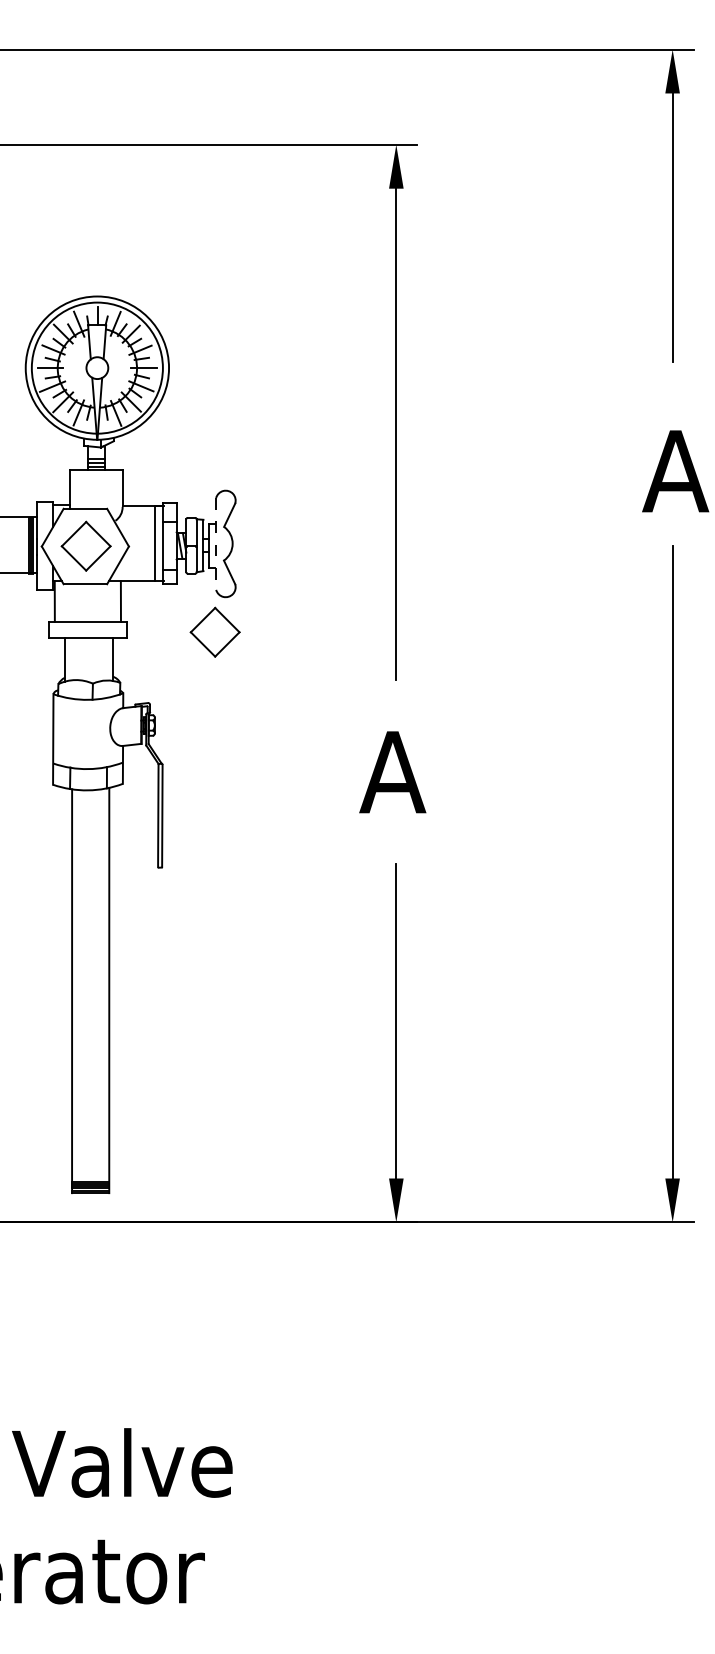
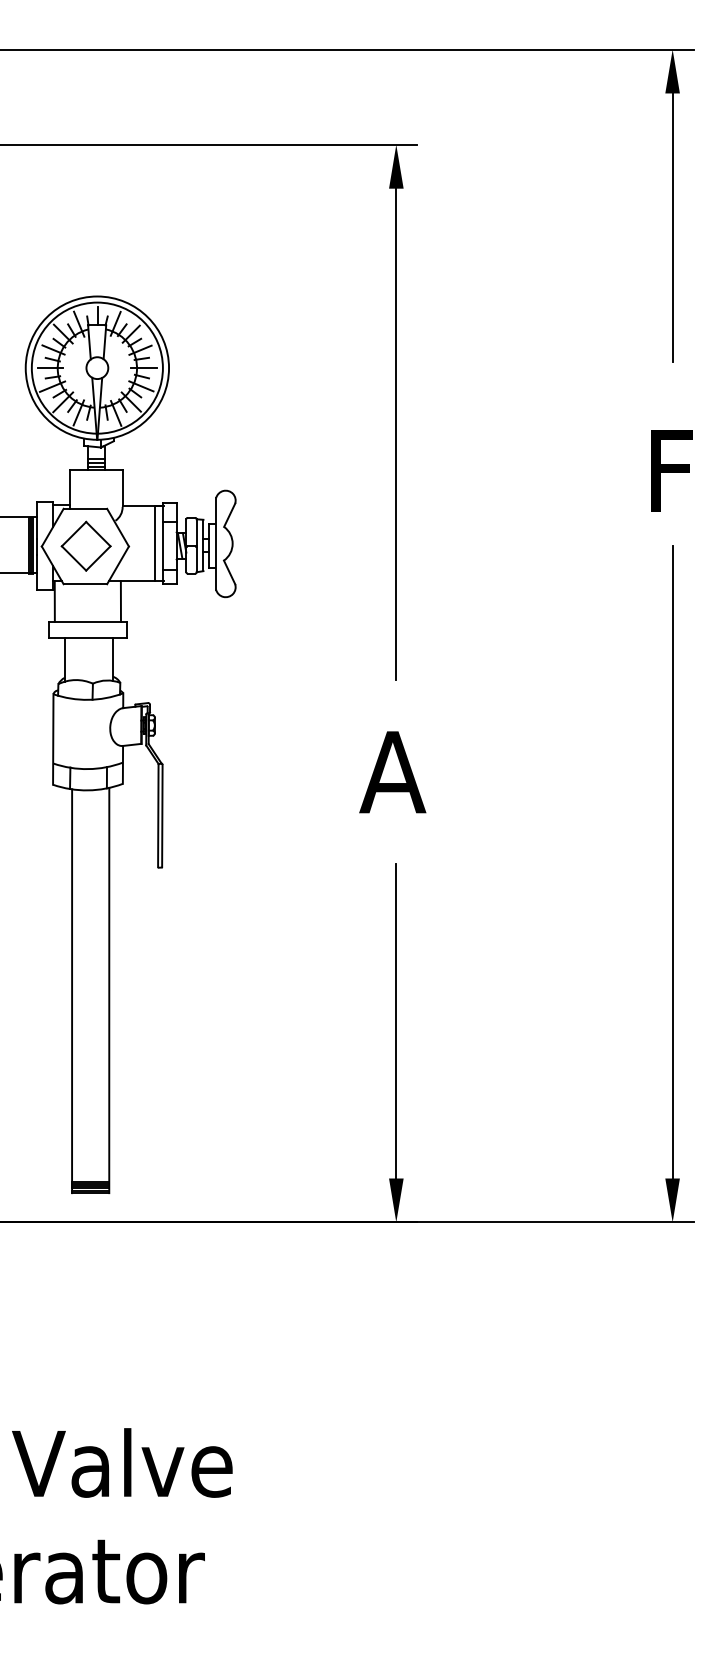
text: A -> F (675, 471)
line: dashed -> solid (216, 543)
part: present -> none (214, 631)
